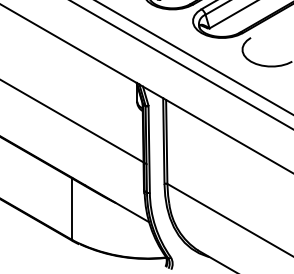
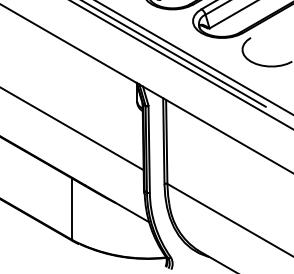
line: none -> present (174, 54)
line position: (74, 122) -> (72, 129) (72, 129)
